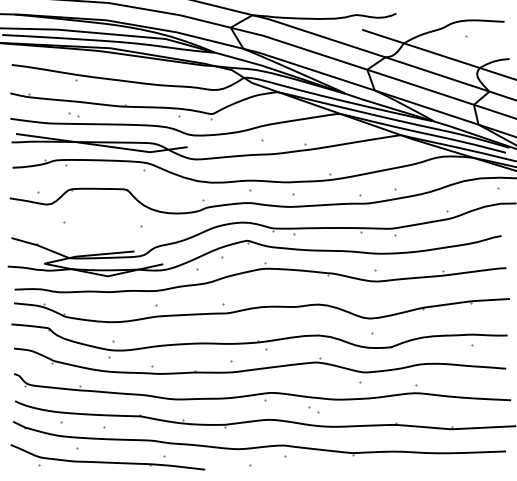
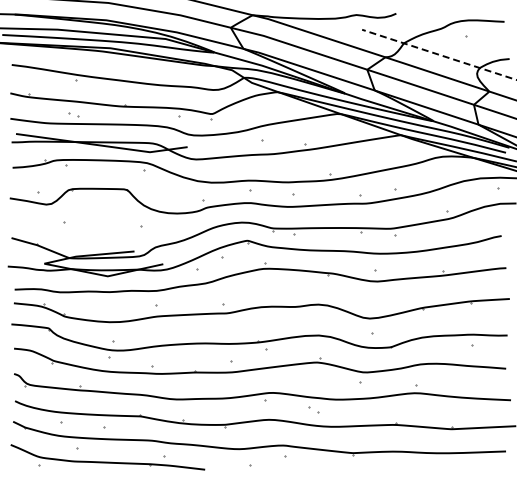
line: solid -> dashed (438, 54)
